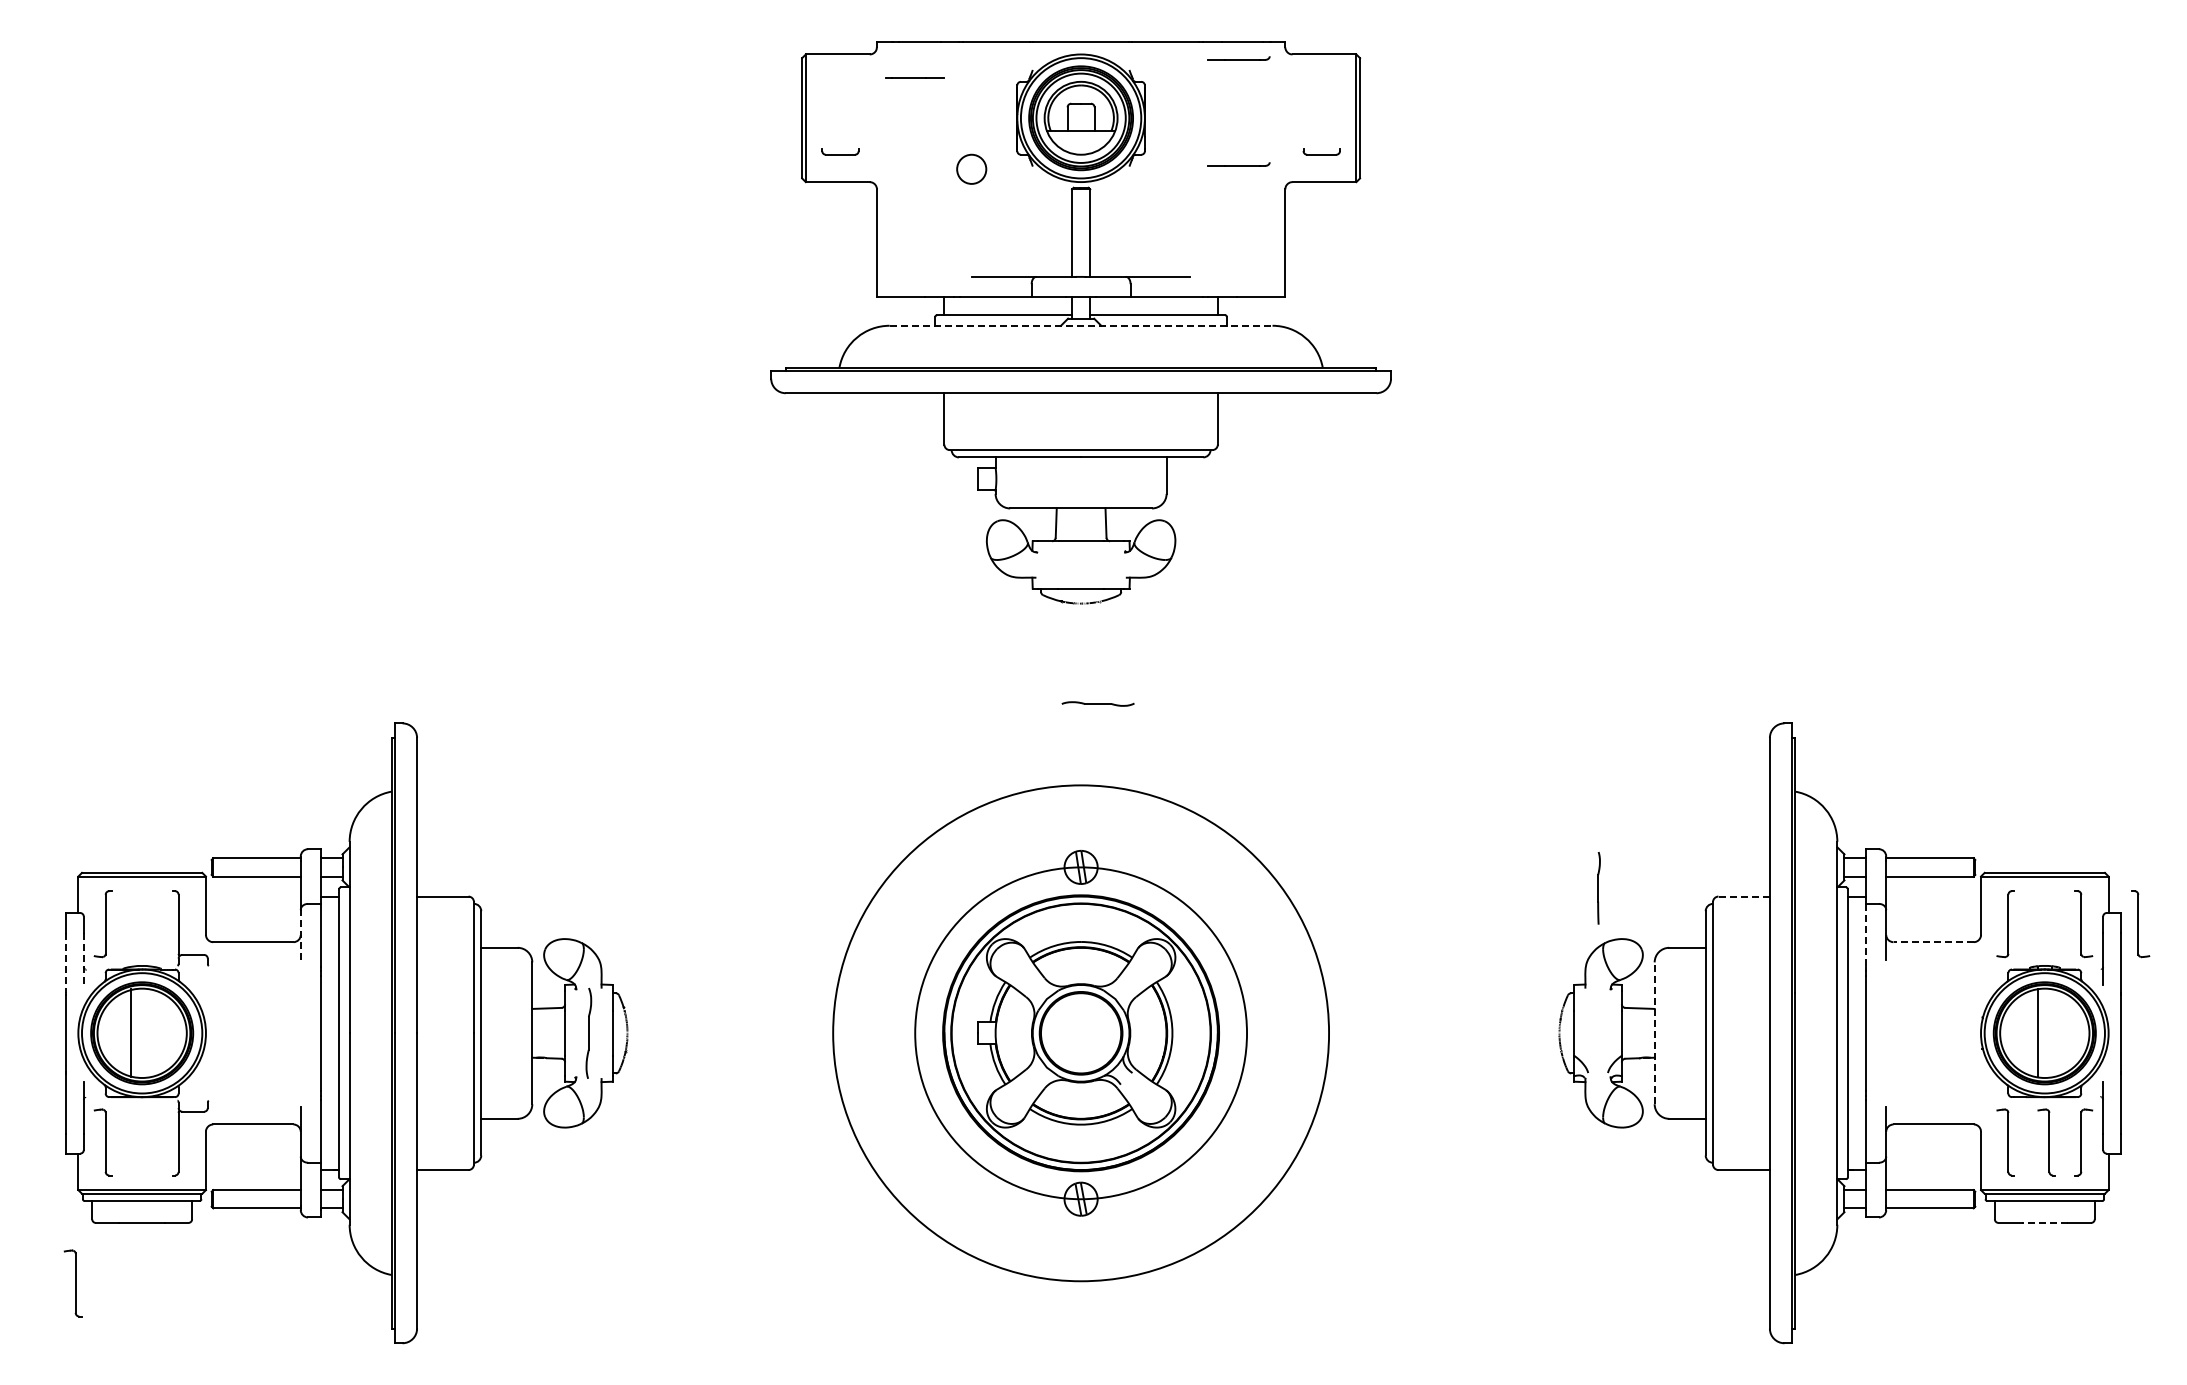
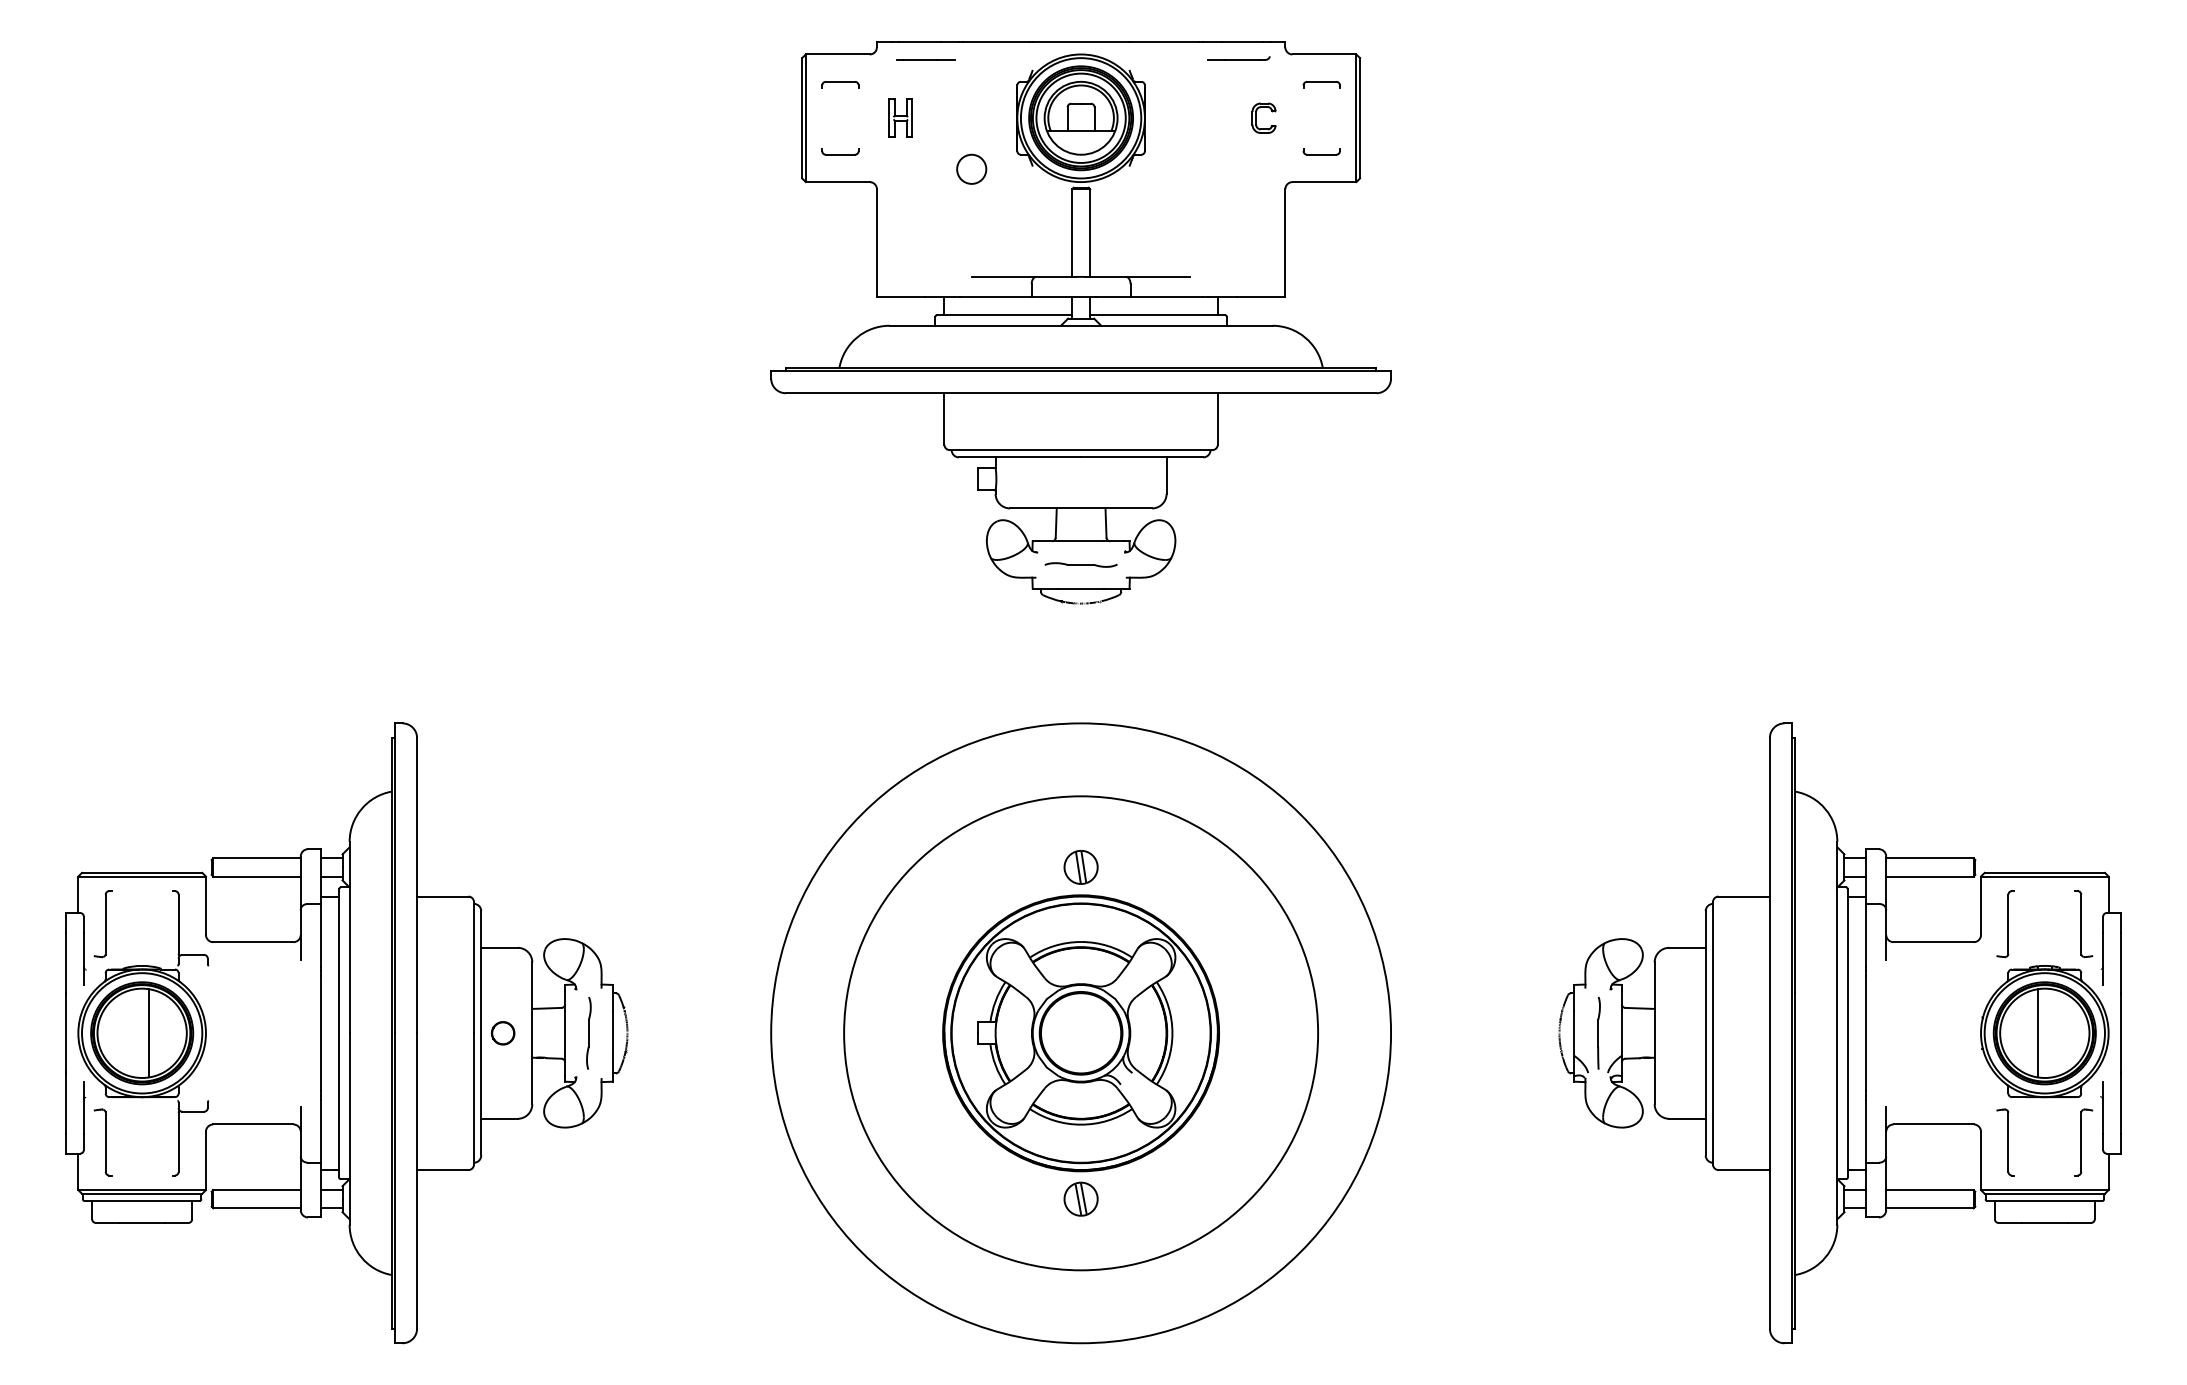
line position: (914, 77) -> (925, 59) (925, 59)
part: none -> present (840, 84)
part: none -> present (1321, 84)
part: none -> present (900, 117)
part: none -> present (1256, 117)
part: present -> none (1238, 164)
line: dashed -> solid (1081, 325)
part position: (1097, 703) -> (1080, 564) (1080, 564)
part position: (1598, 888) -> (1598, 1033) (1598, 1033)
line: dashed -> solid (1744, 896)
part: present -> none (2140, 924)
line: dashed -> solid (300, 934)
line: dashed -> solid (1866, 935)
line: dashed -> solid (1933, 942)
line: dashed -> solid (83, 958)
line: dashed -> solid (65, 963)
line position: (131, 1033) -> (149, 1033) (149, 1033)
part: none -> present (502, 1033)
part size: 8x91 px -> 6x74 px (588, 1032)
circle diameter: 332 px -> 474 px (1081, 1033)
circle diameter: 496 px -> 620 px (1081, 1033)
line: dashed -> solid (1654, 1033)
part: present -> none (2046, 1142)
line: dashed -> solid (2044, 1222)
part: present -> none (72, 1283)
